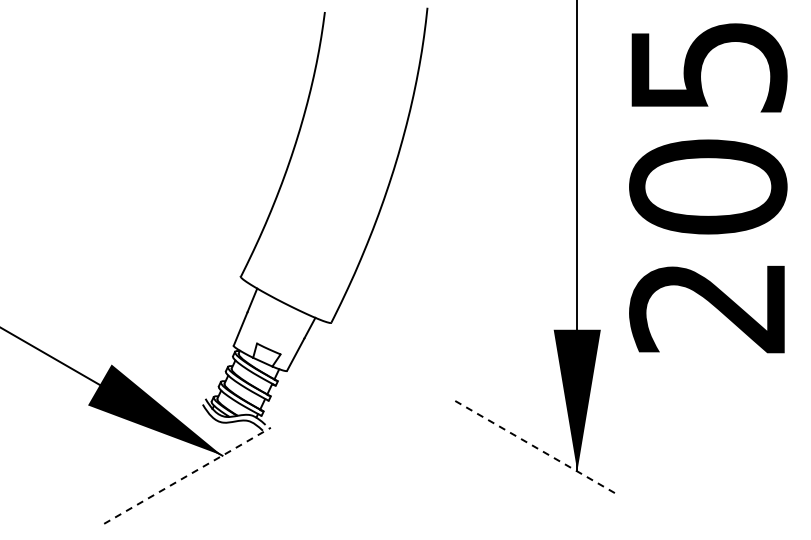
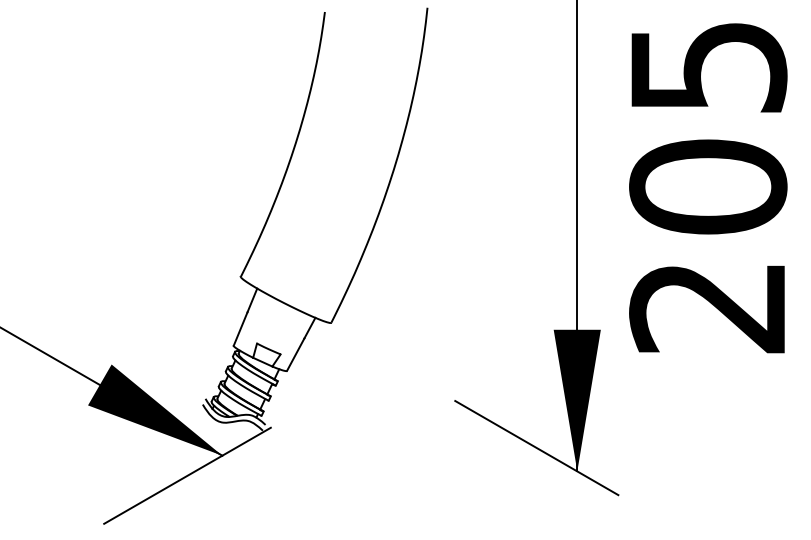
line: dashed -> solid (537, 448)
line: dashed -> solid (187, 475)
